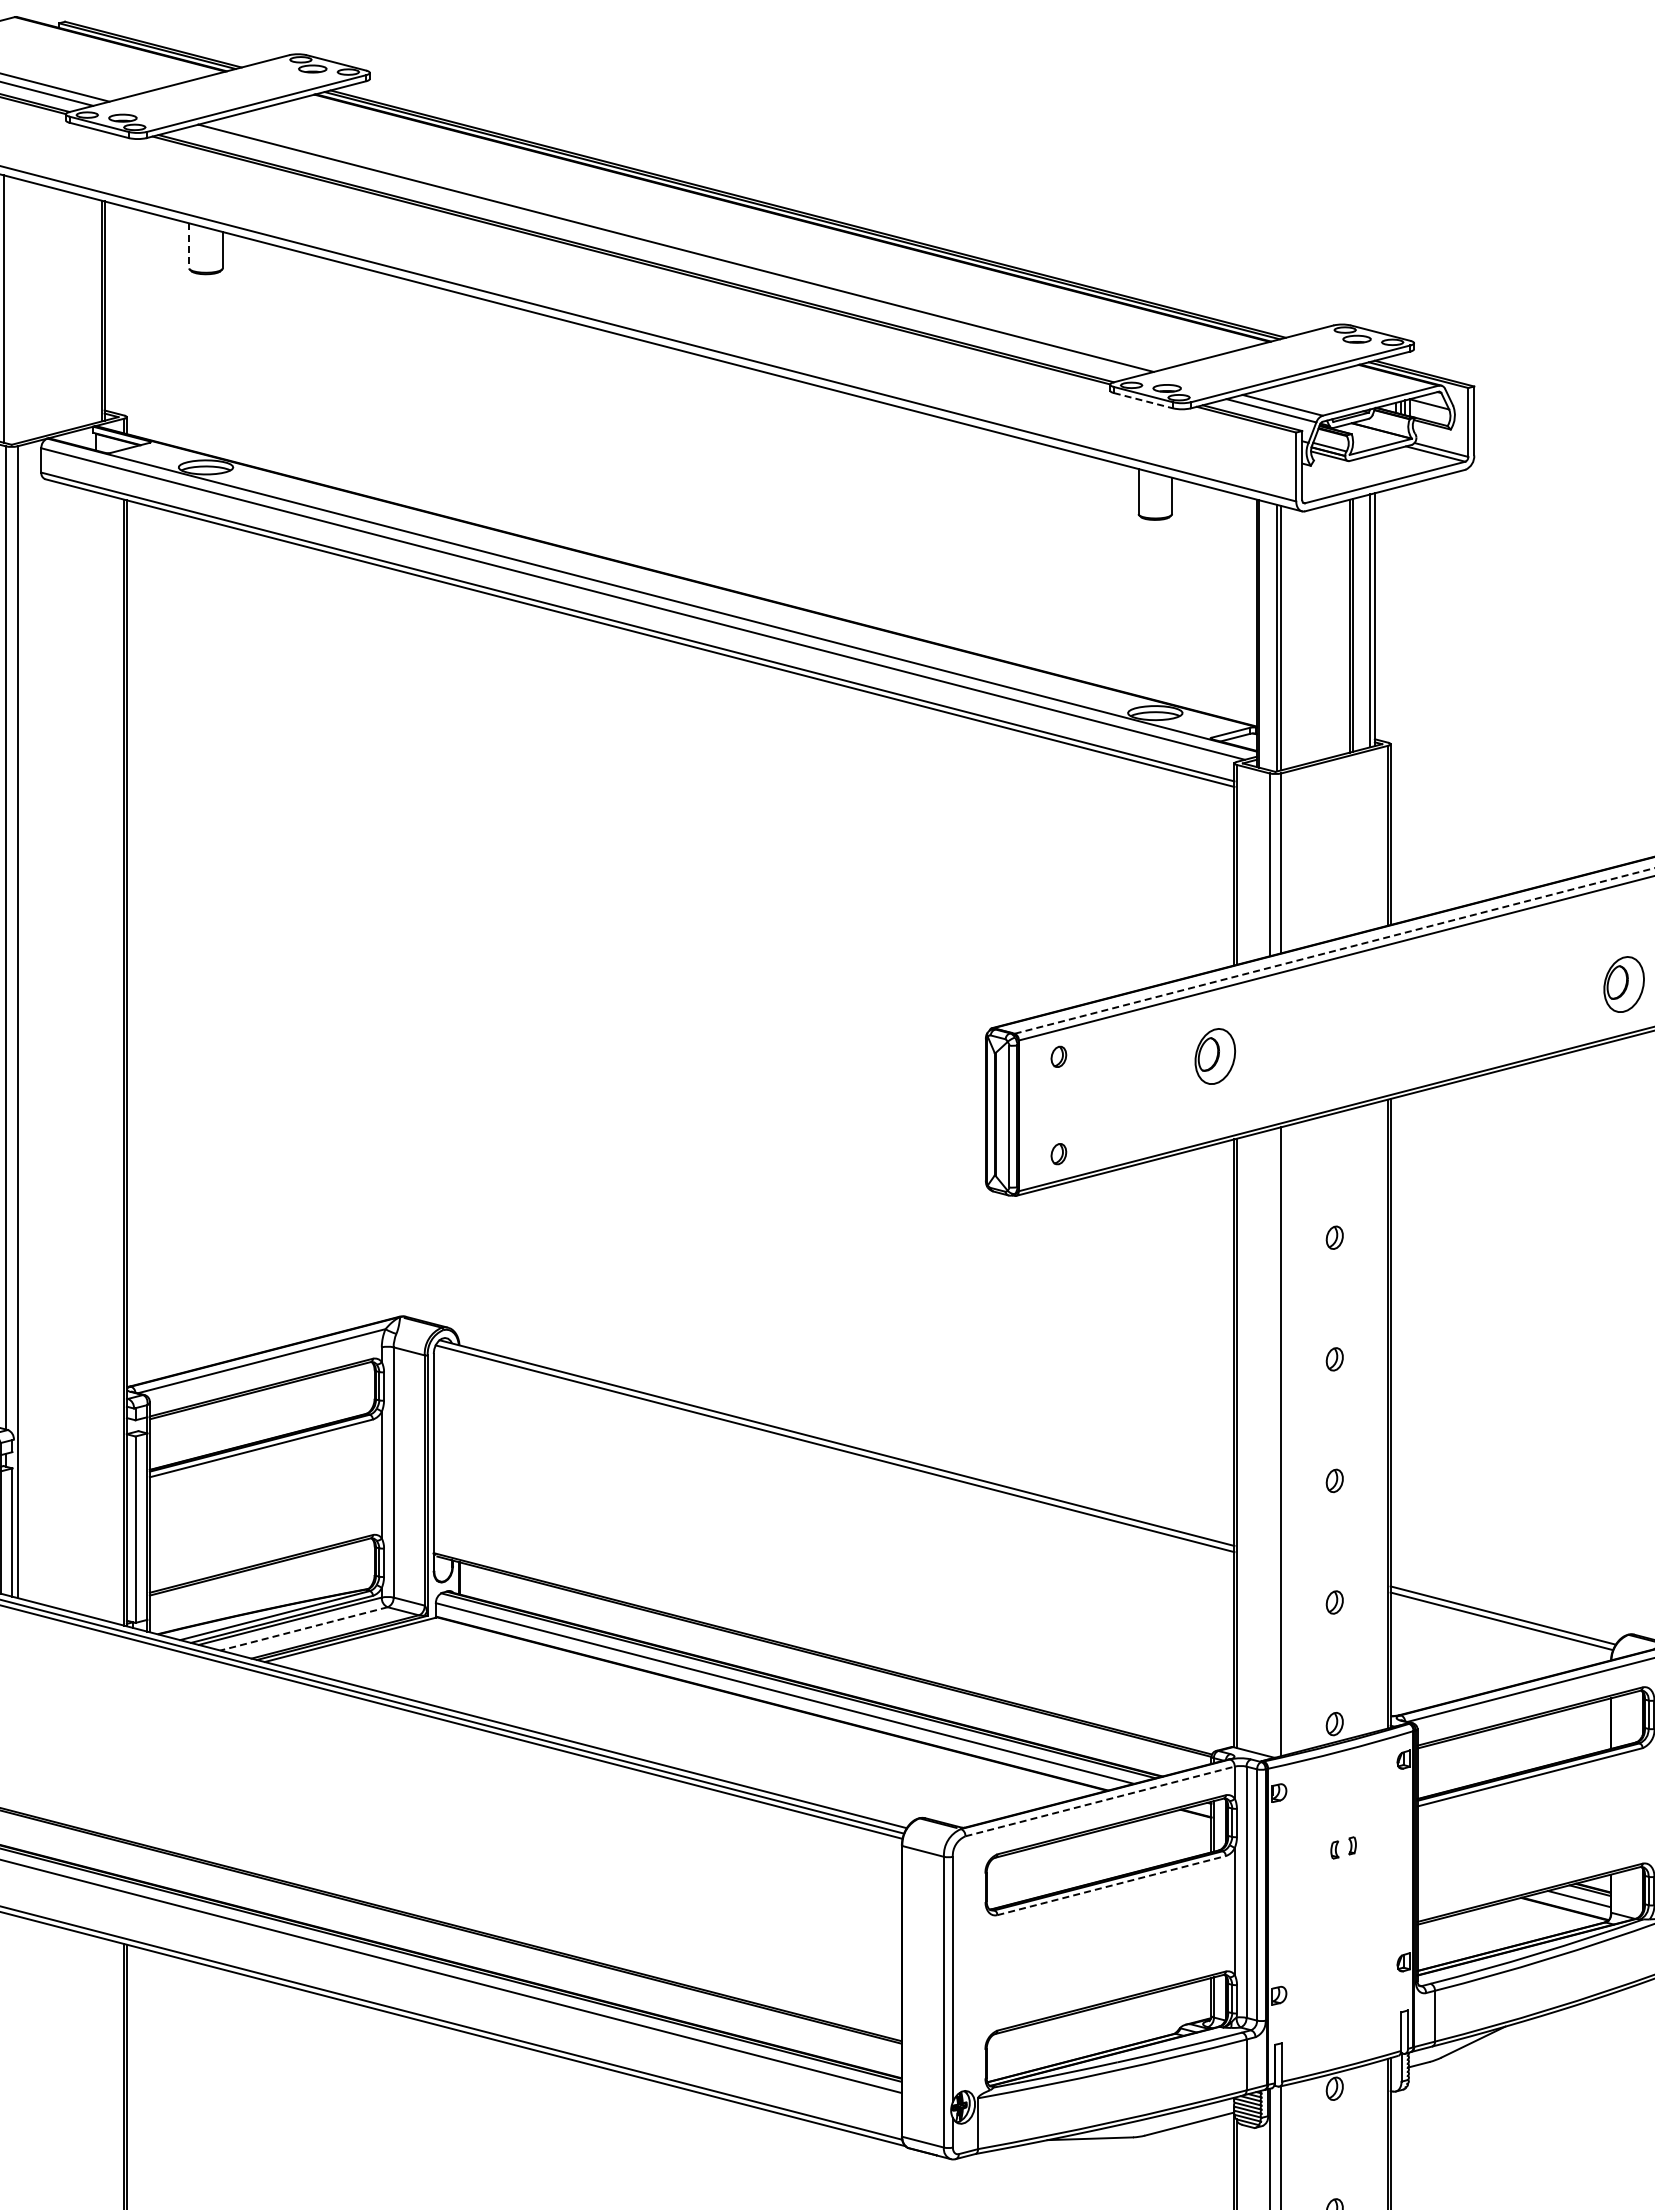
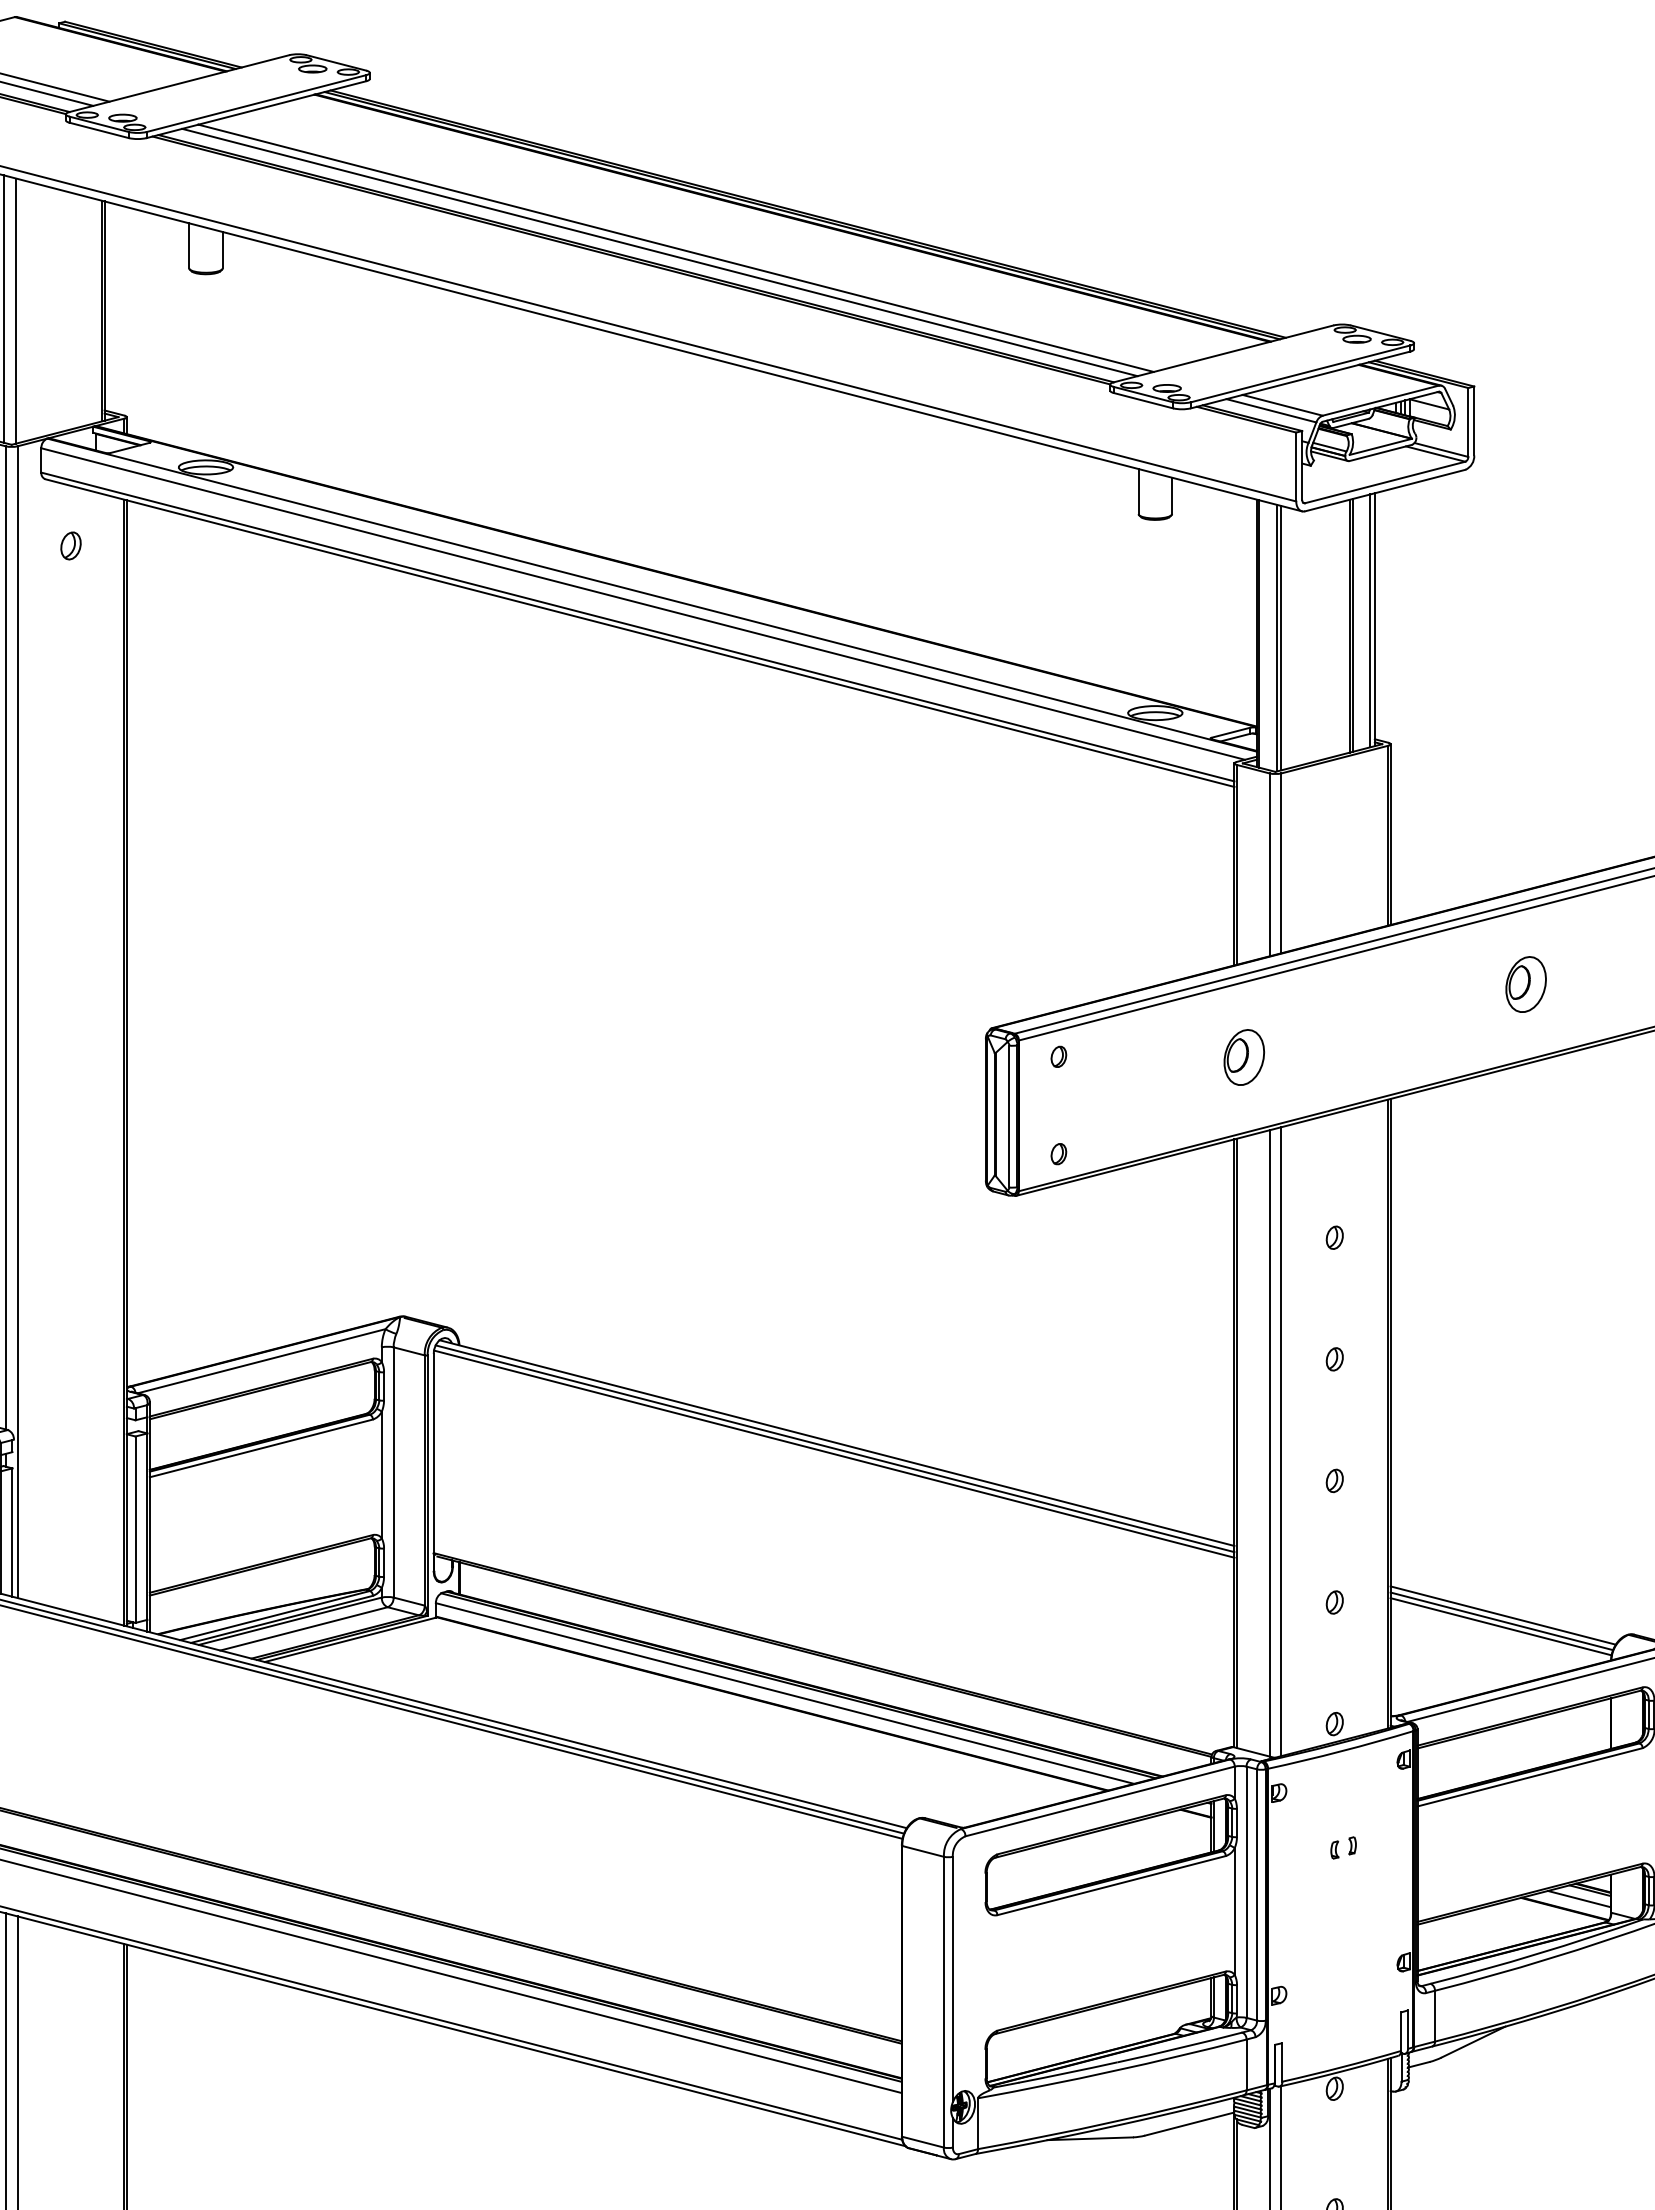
line: dashed -> solid (189, 245)
line: none -> present (659, 252)
line: none -> present (16, 310)
line: dashed -> solid (1143, 400)
part: none -> present (70, 545)
line: dashed -> solid (1335, 950)
part position: (1623, 984) -> (1525, 984) (1525, 984)
part position: (1215, 1056) -> (1244, 1057) (1244, 1057)
line: none -> present (1269, 1443)
line: none -> present (834, 1453)
line: none -> present (1500, 1626)
line: dashed -> solid (303, 1629)
line: dashed -> solid (1100, 1801)
line: dashed -> solid (1111, 1885)
line: none -> present (5, 2059)
line: none -> present (17, 2061)
